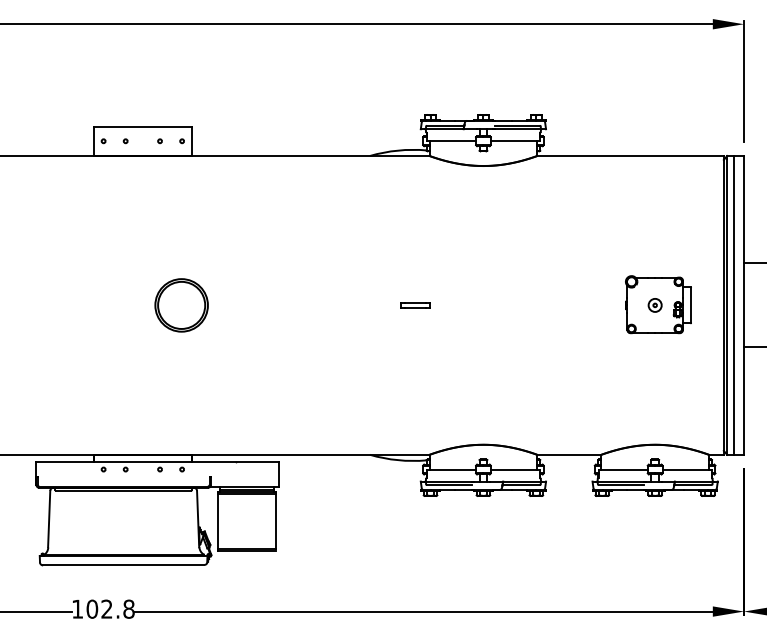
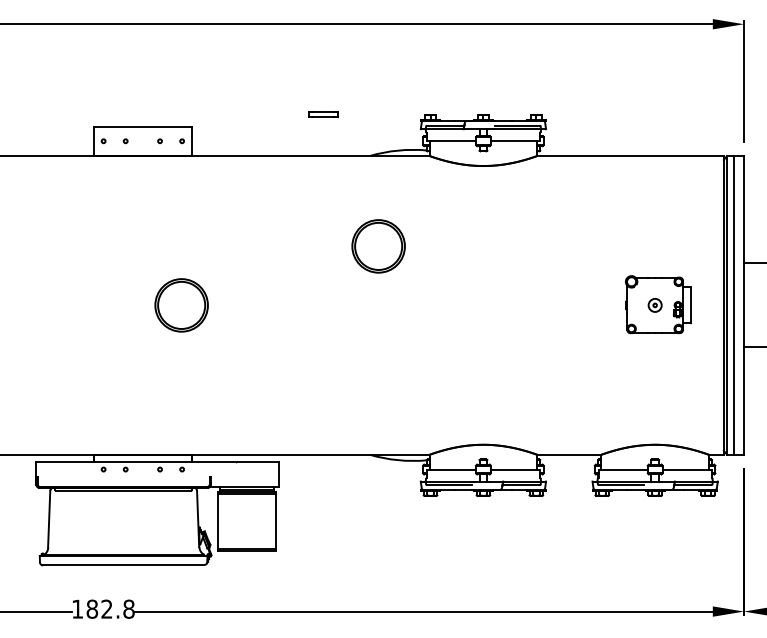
part: none -> present (378, 246)
part position: (415, 305) -> (323, 114) (323, 114)
text: 102.8 -> 182.8 (92, 609)
